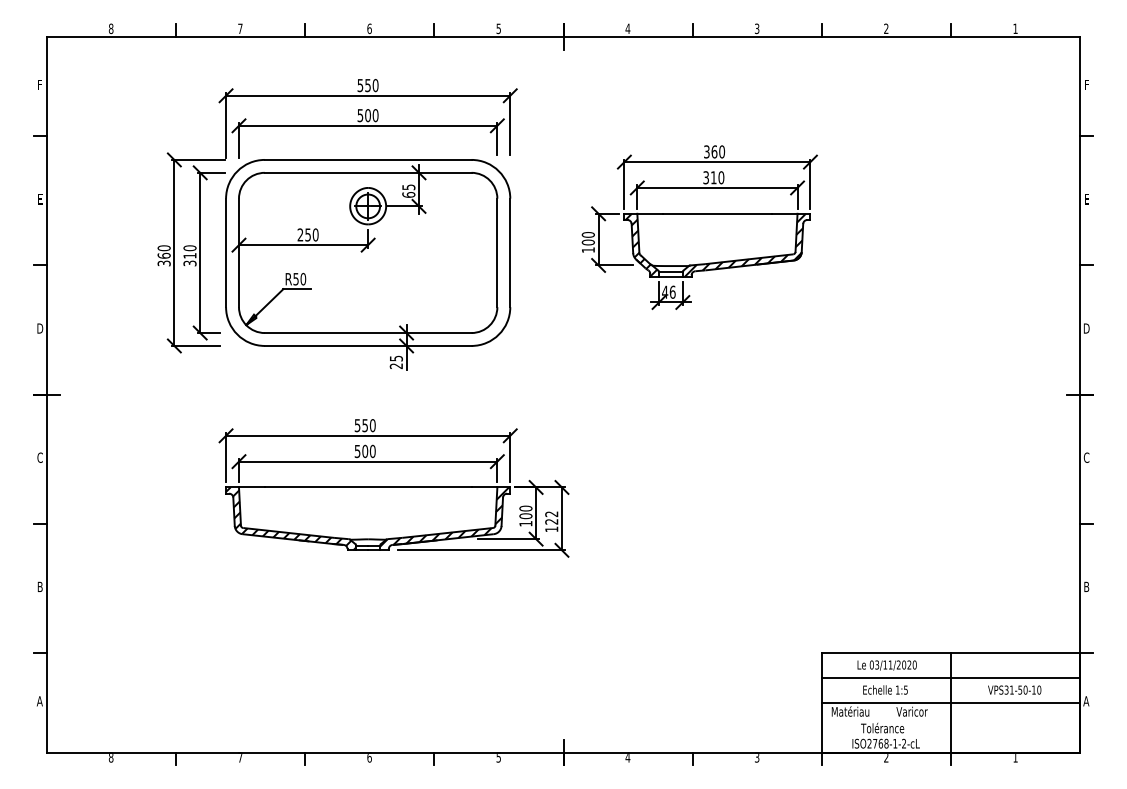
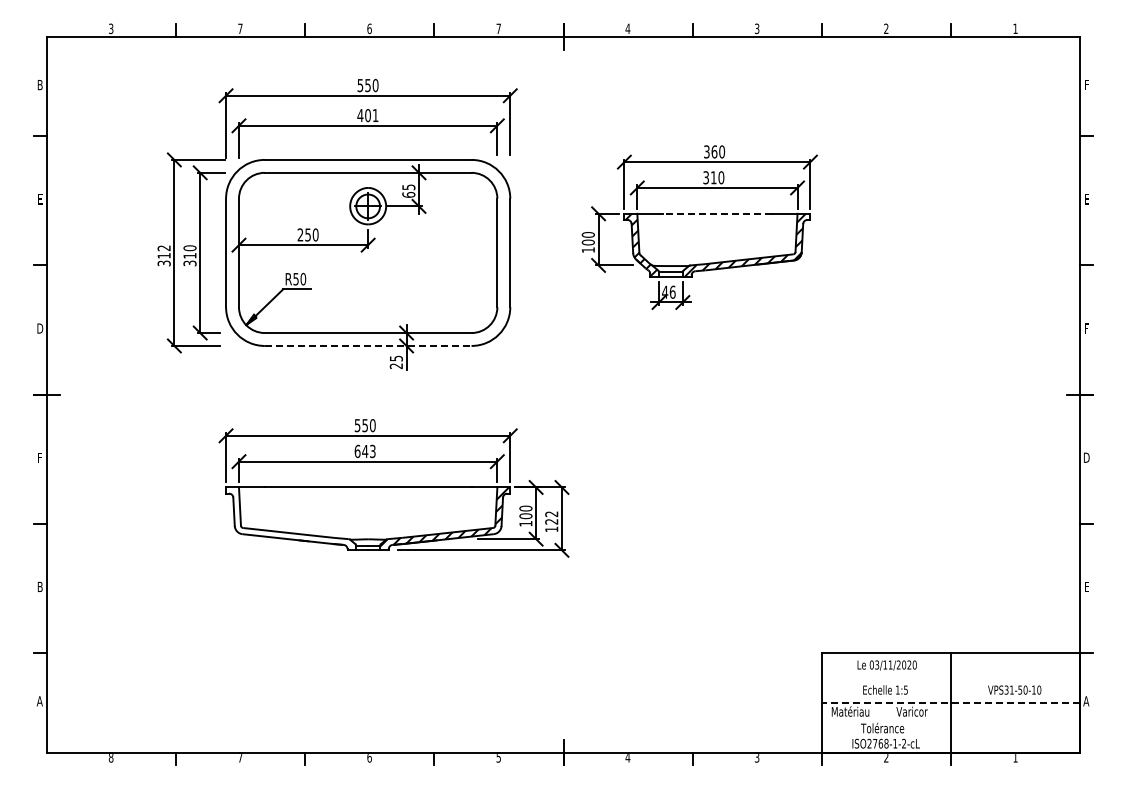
text: 8 -> 3 (110, 28)
text: 5 -> 7 (498, 28)
text: F -> B (39, 85)
text: 500 -> 401 (367, 115)
line: solid -> dashed (716, 213)
text: 360 -> 312 (163, 251)
text: D -> F (1086, 328)
line: solid -> dashed (368, 345)
text: 500 -> 643 (364, 451)
text: C -> F (39, 457)
text: C -> D (1086, 457)
hatch: present -> none (291, 518)
text: B -> E (1086, 586)
line: present -> none (950, 677)
line: solid -> dashed (950, 702)
